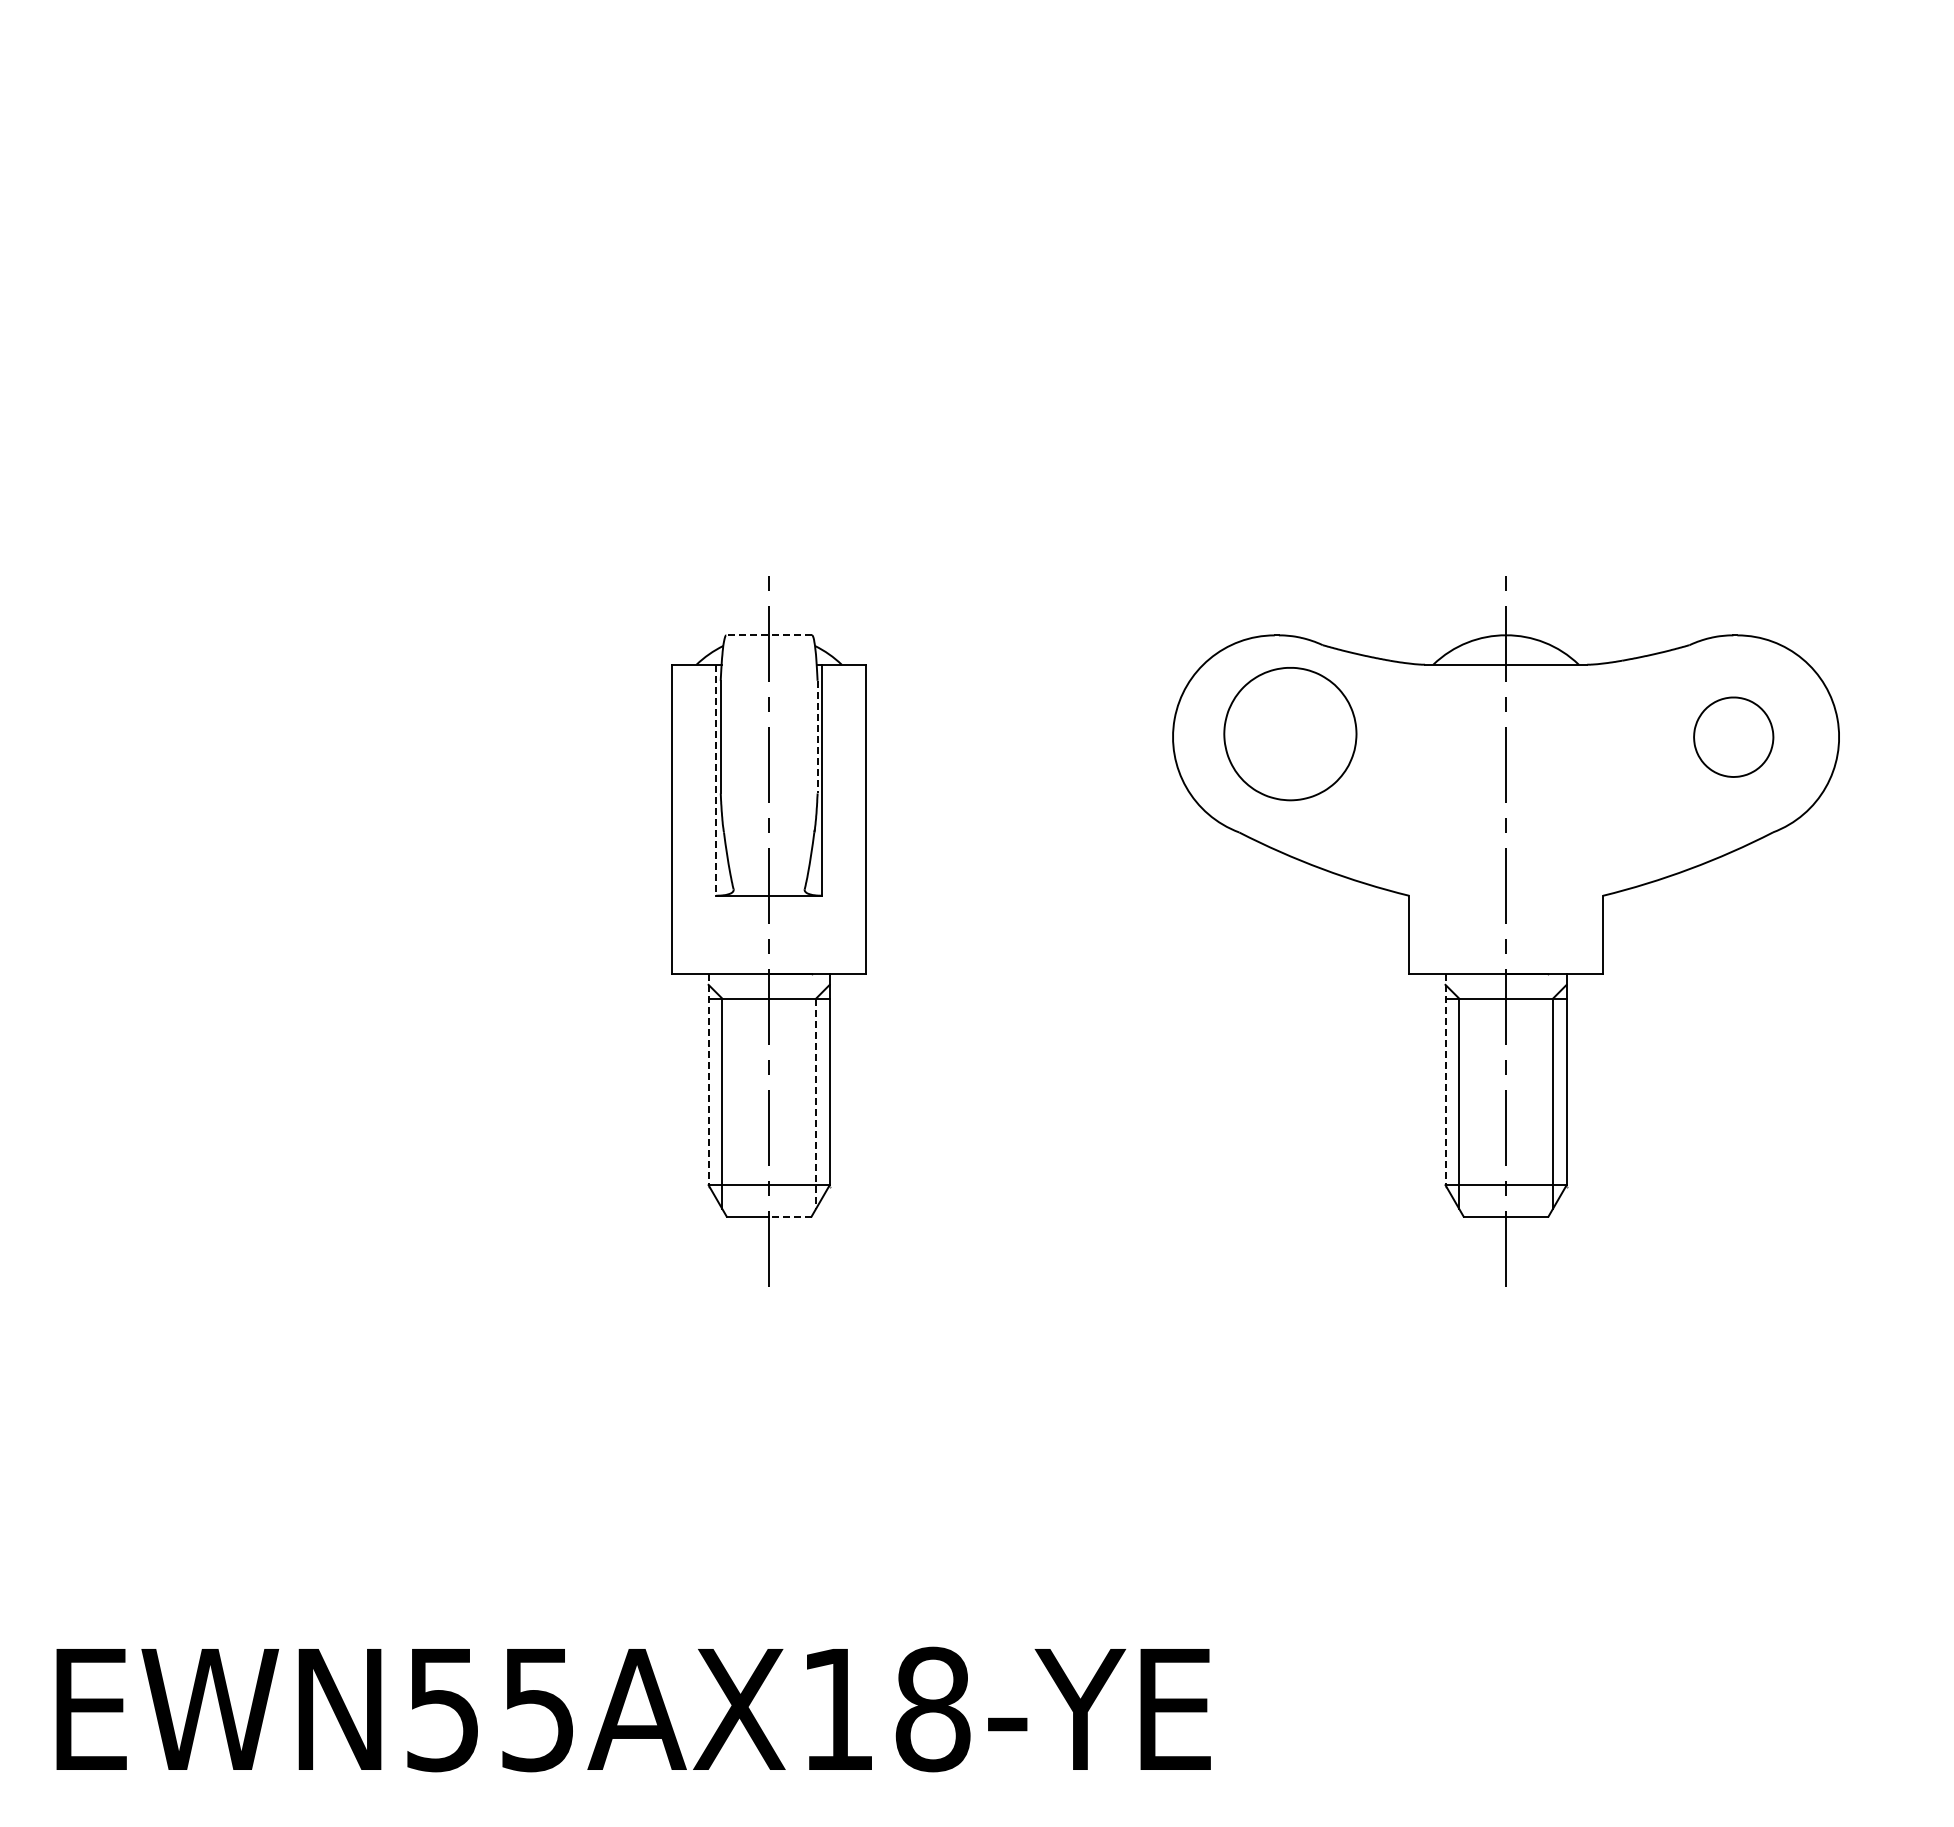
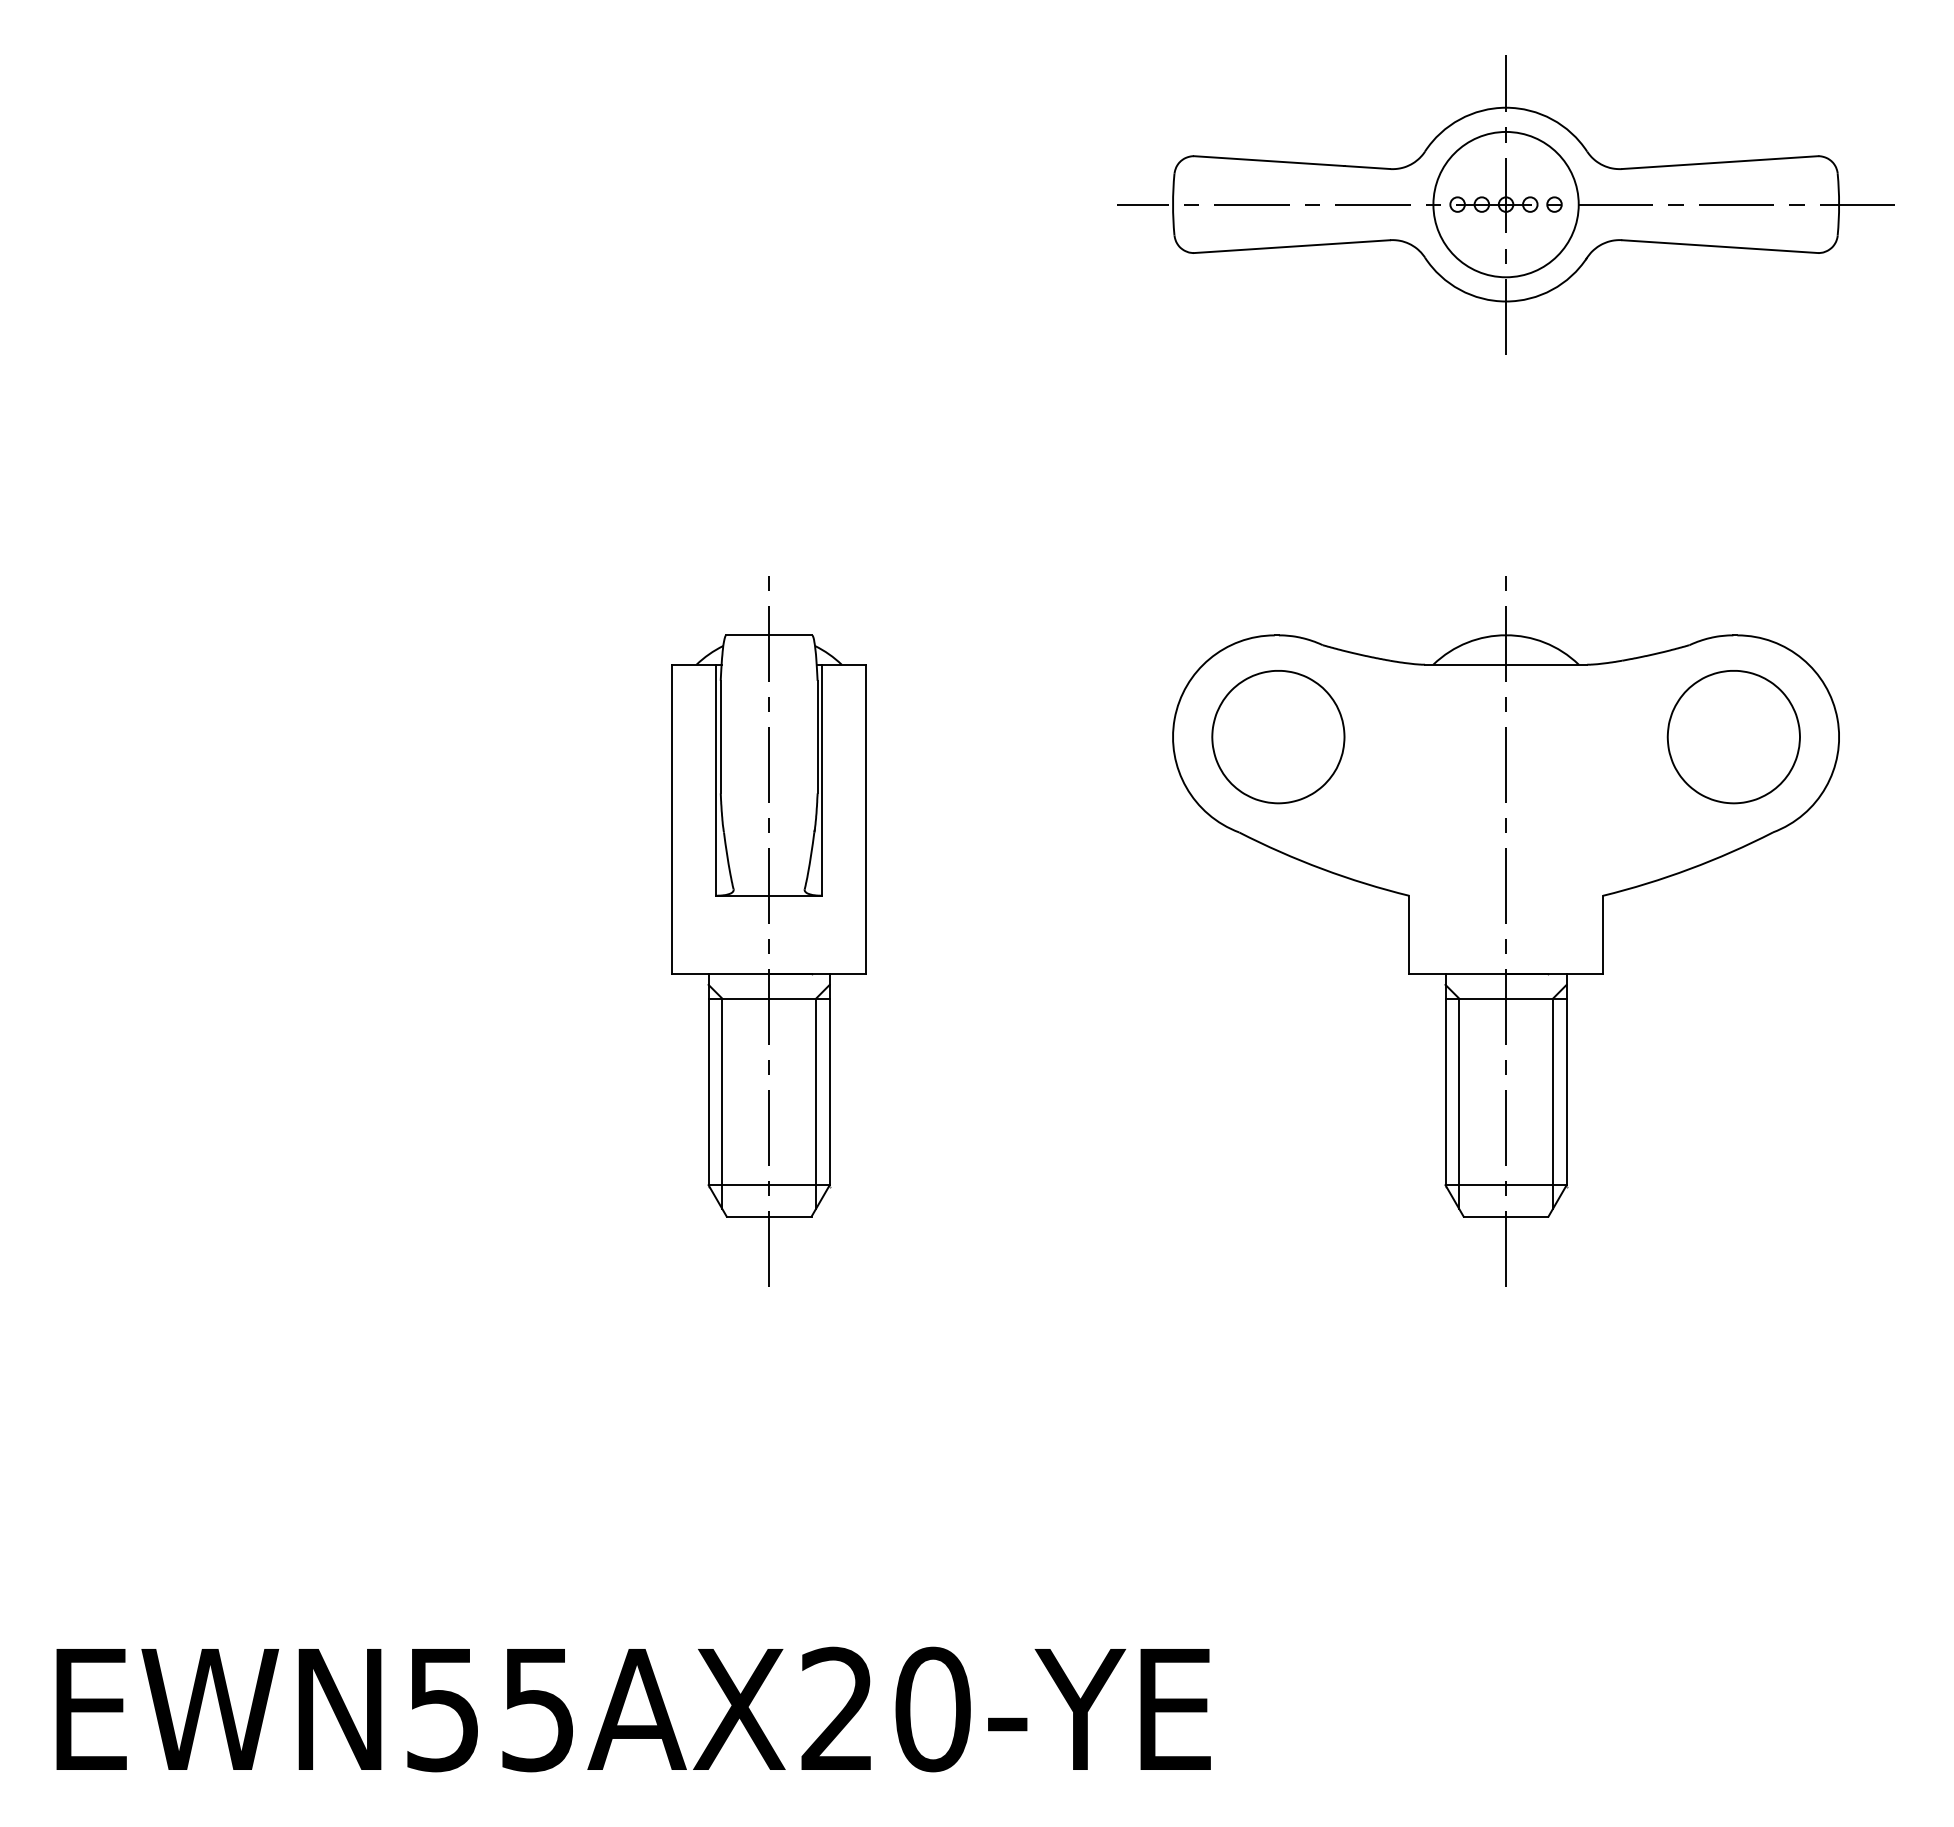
part: none -> present (1505, 204)
line: dashed -> solid (769, 635)
part position: (1290, 734) -> (1278, 737) (1278, 737)
part size: 82x82 px -> 135x135 px (1733, 737)
line: dashed -> solid (817, 737)
line: dashed -> solid (716, 780)
line: dashed -> solid (708, 1080)
line: dashed -> solid (1445, 1080)
line: dashed -> solid (816, 1104)
line: dashed -> solid (789, 1216)
text: EWN55AX18-YE -> EWN55AX20-YE (885, 1709)
